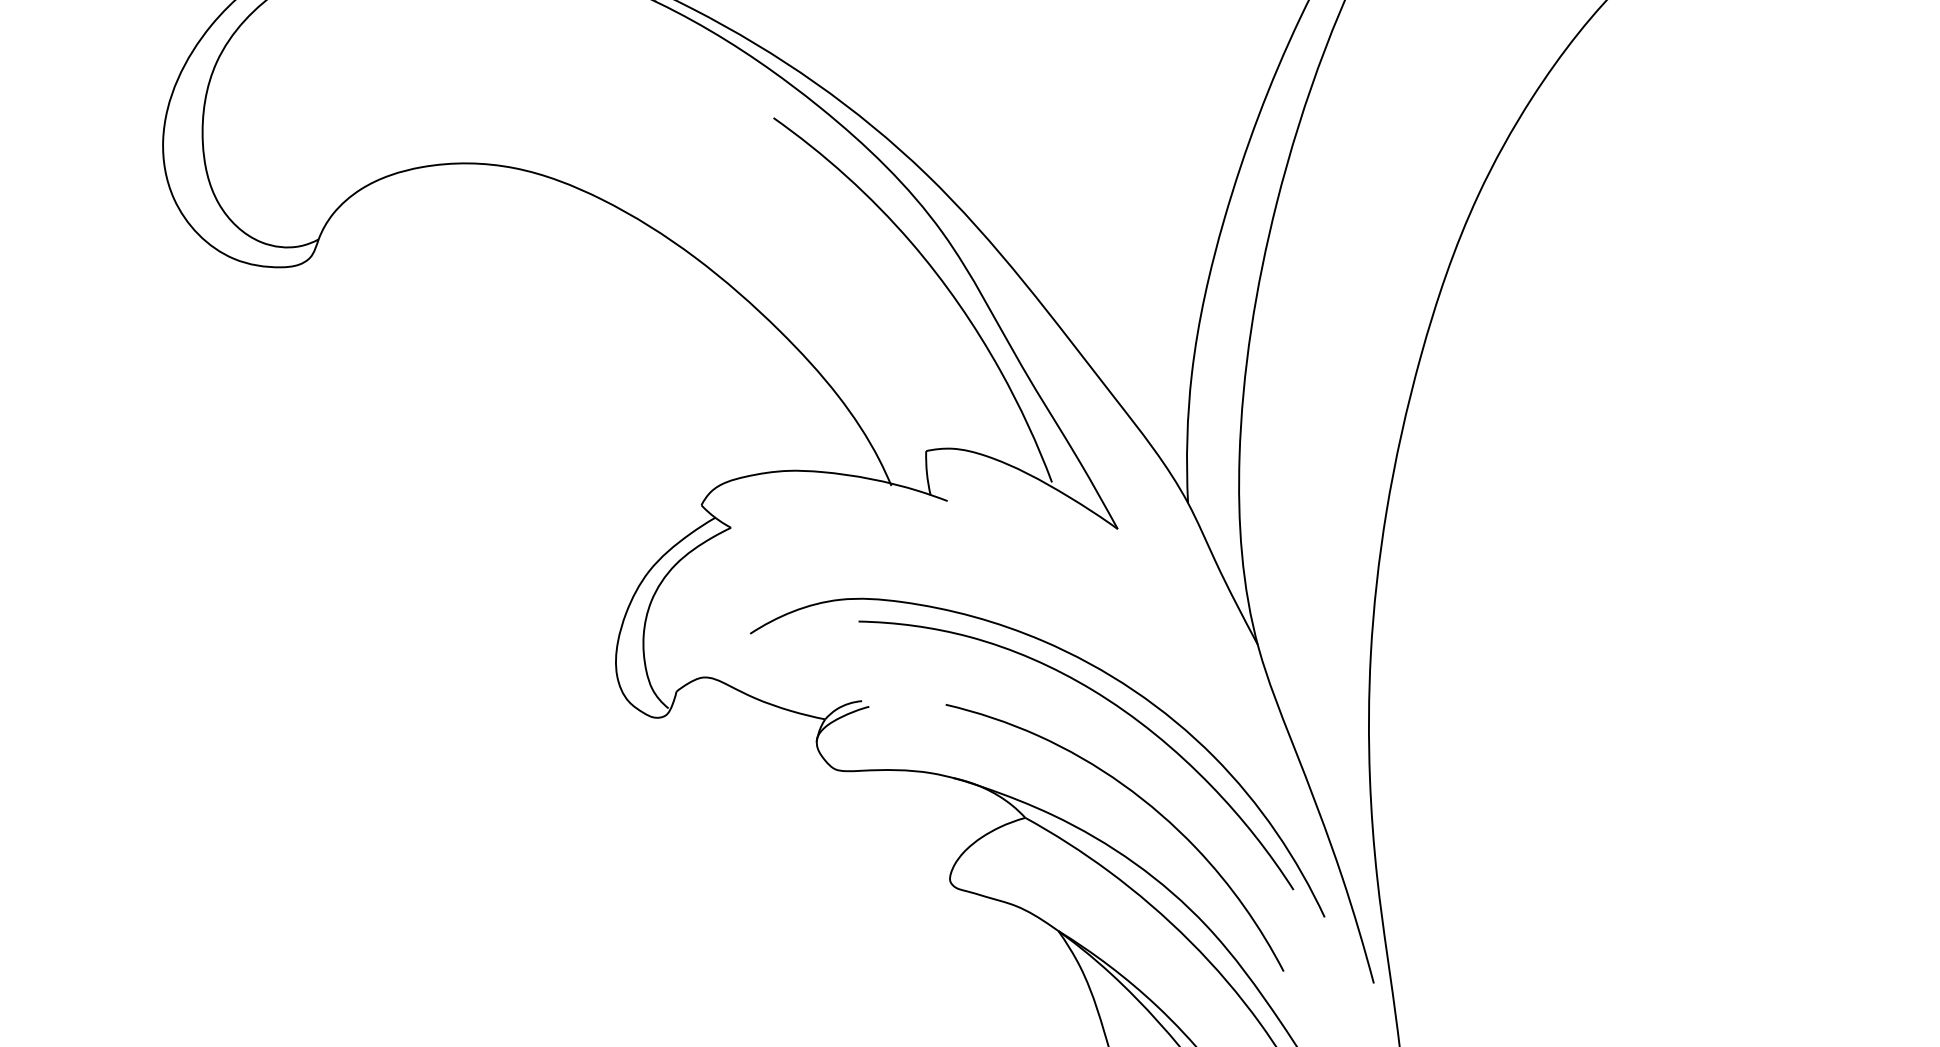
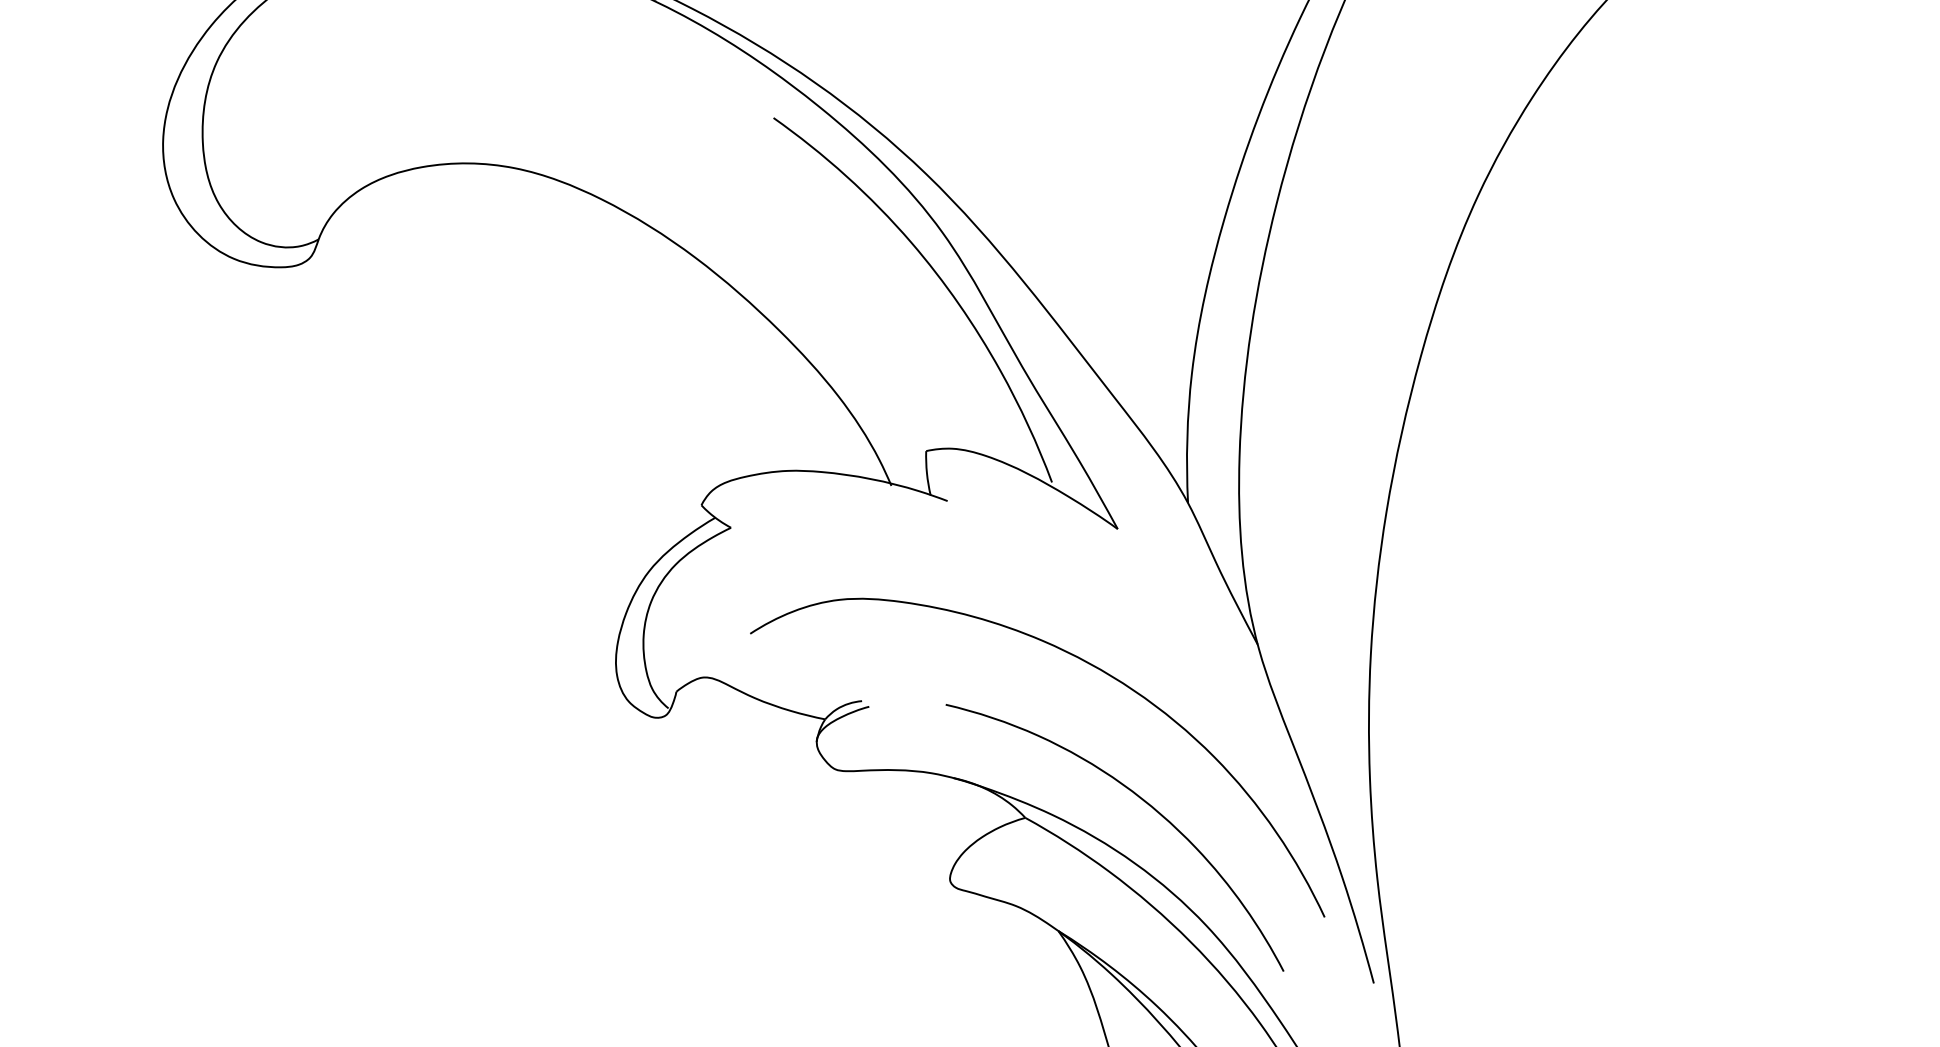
curve: present -> none (1111, 703)
